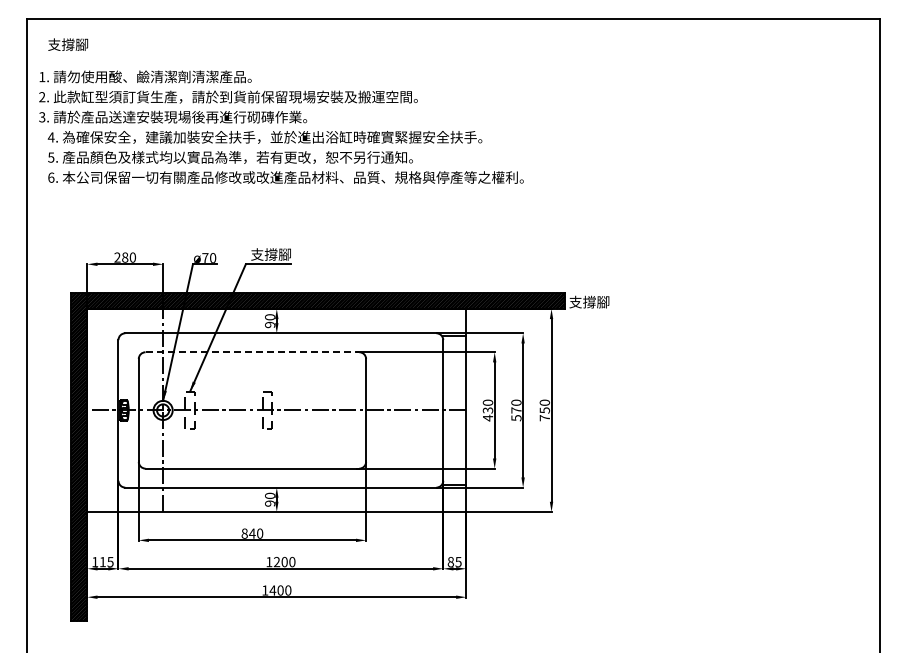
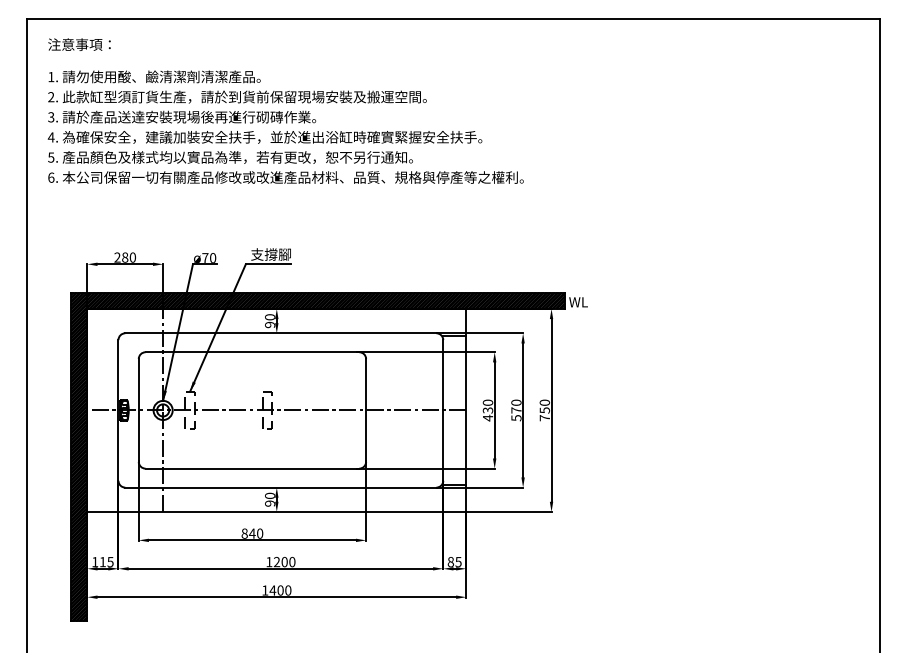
text: 支撐腳 -> 注意事項： (79, 44)
text position: (228, 96) -> (237, 96) (237, 96)
text: 支撐腳 -> WL (589, 301)
line: dashed -> solid (252, 352)
